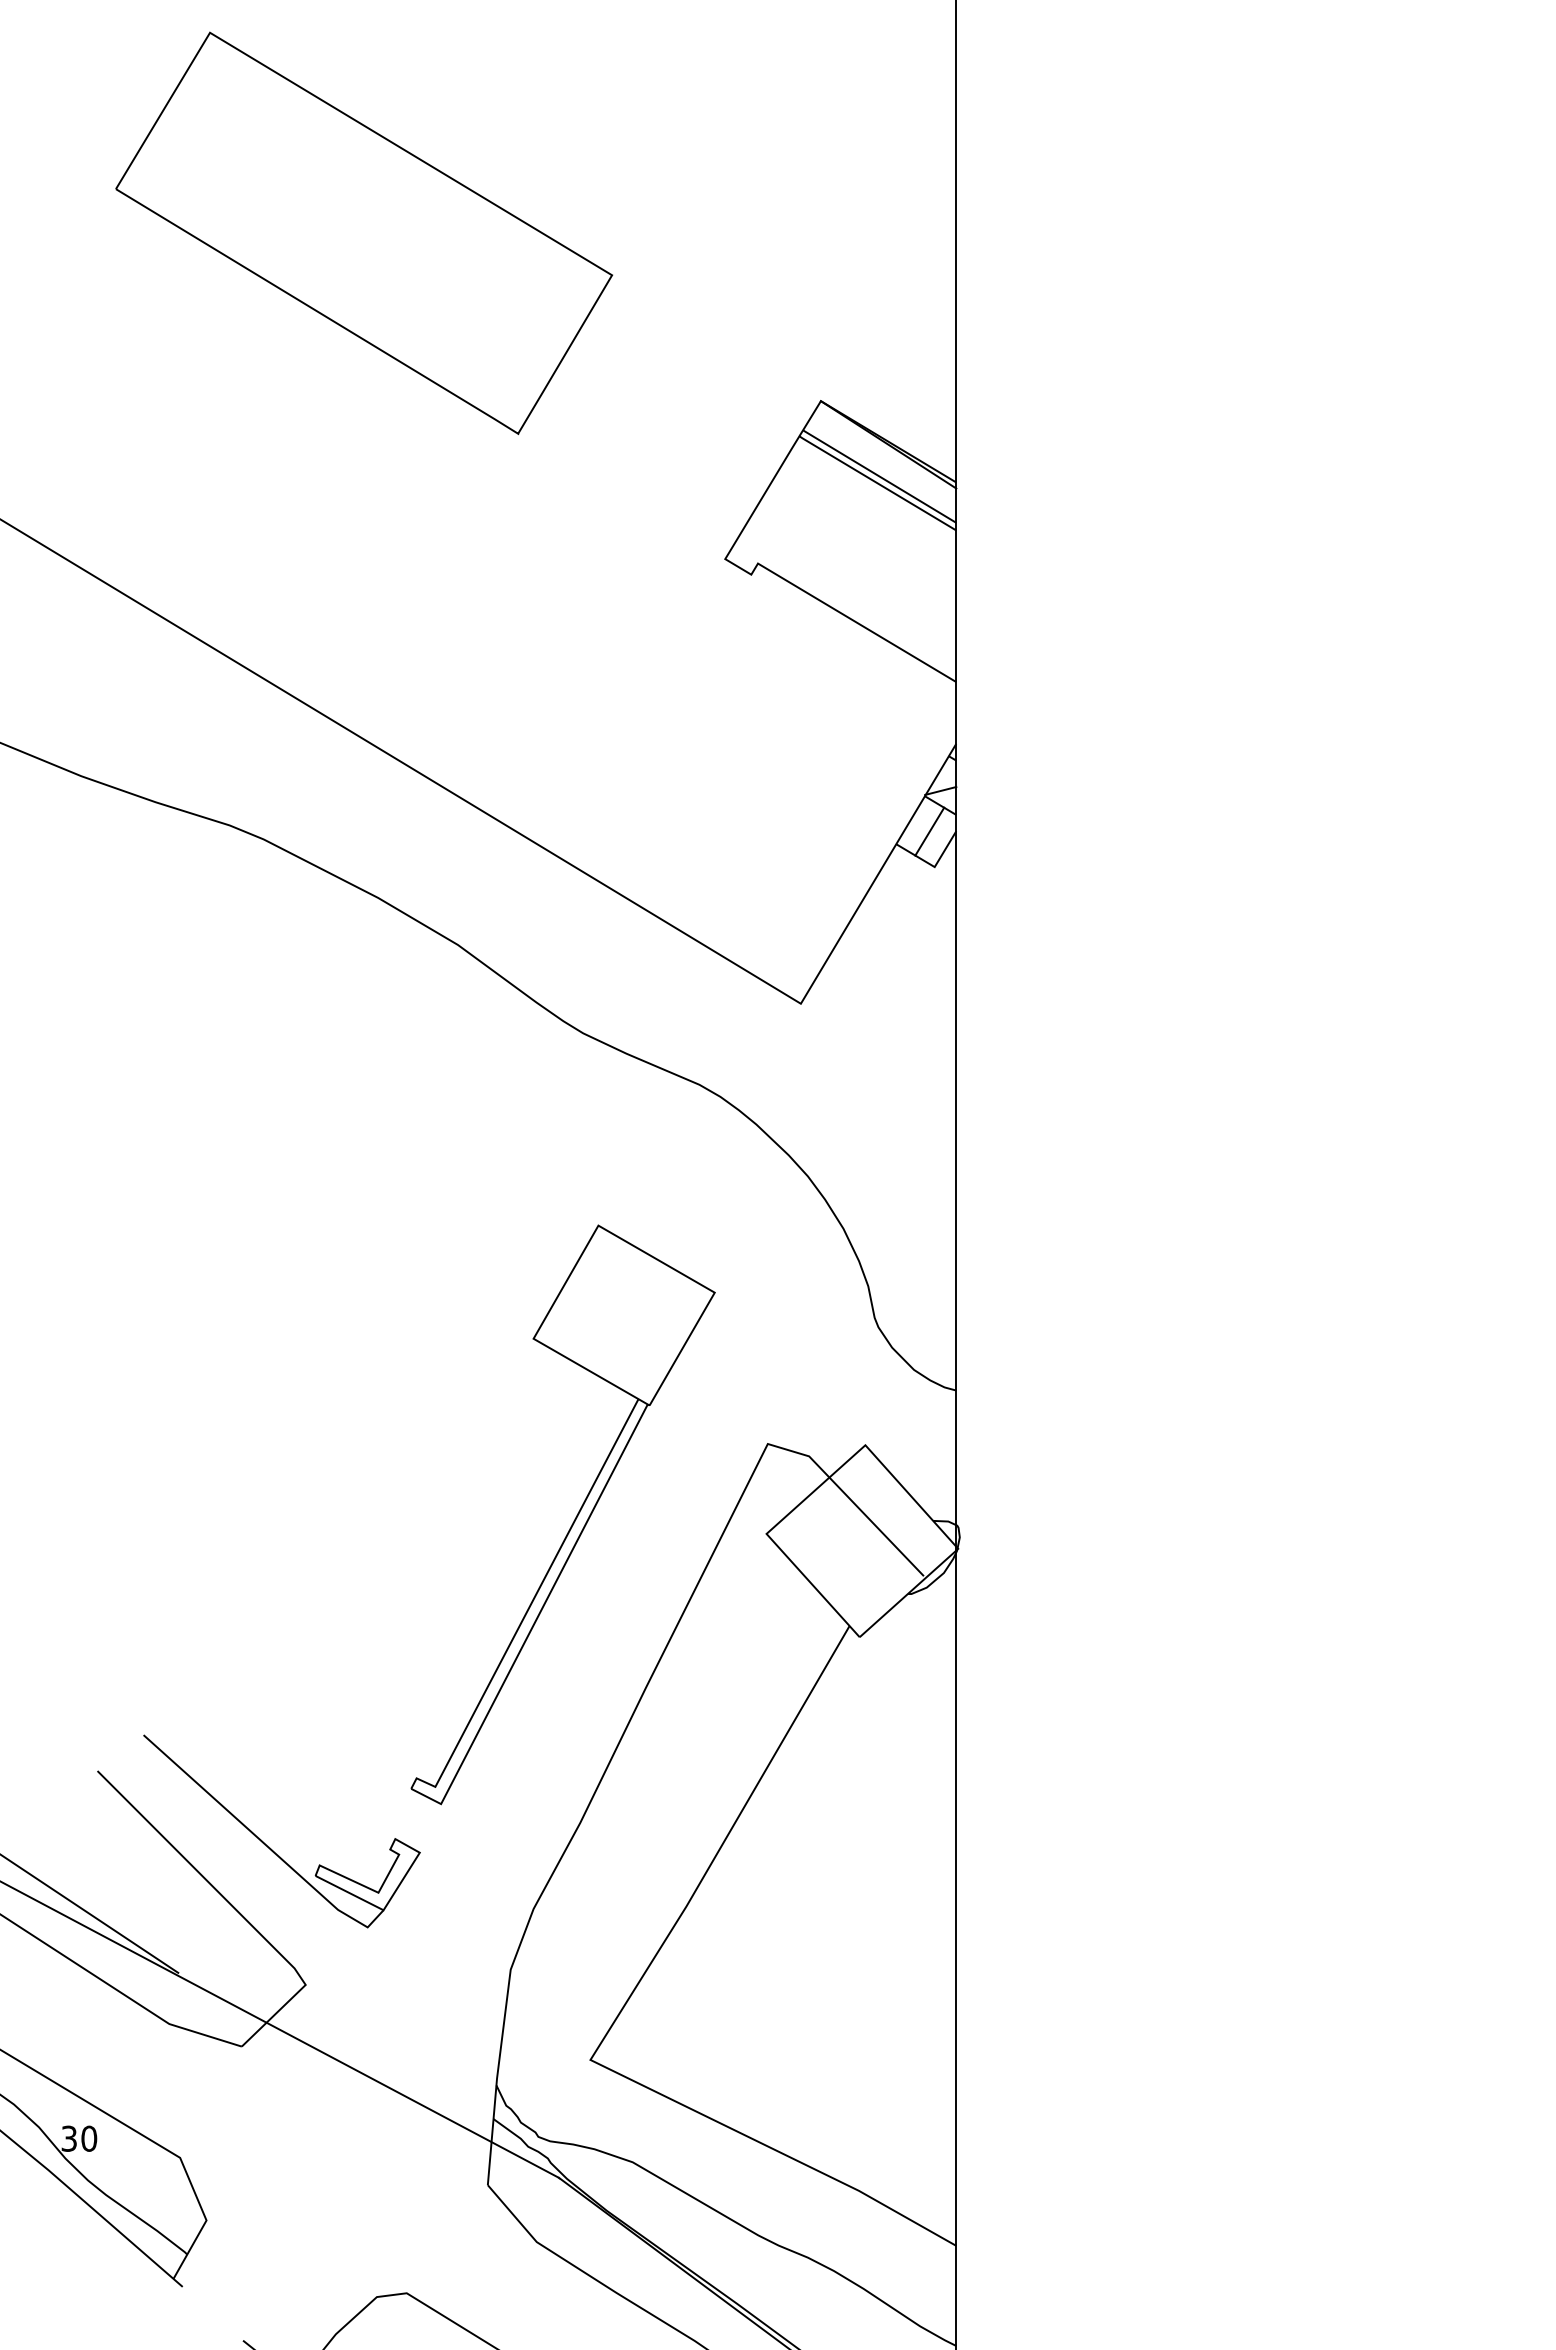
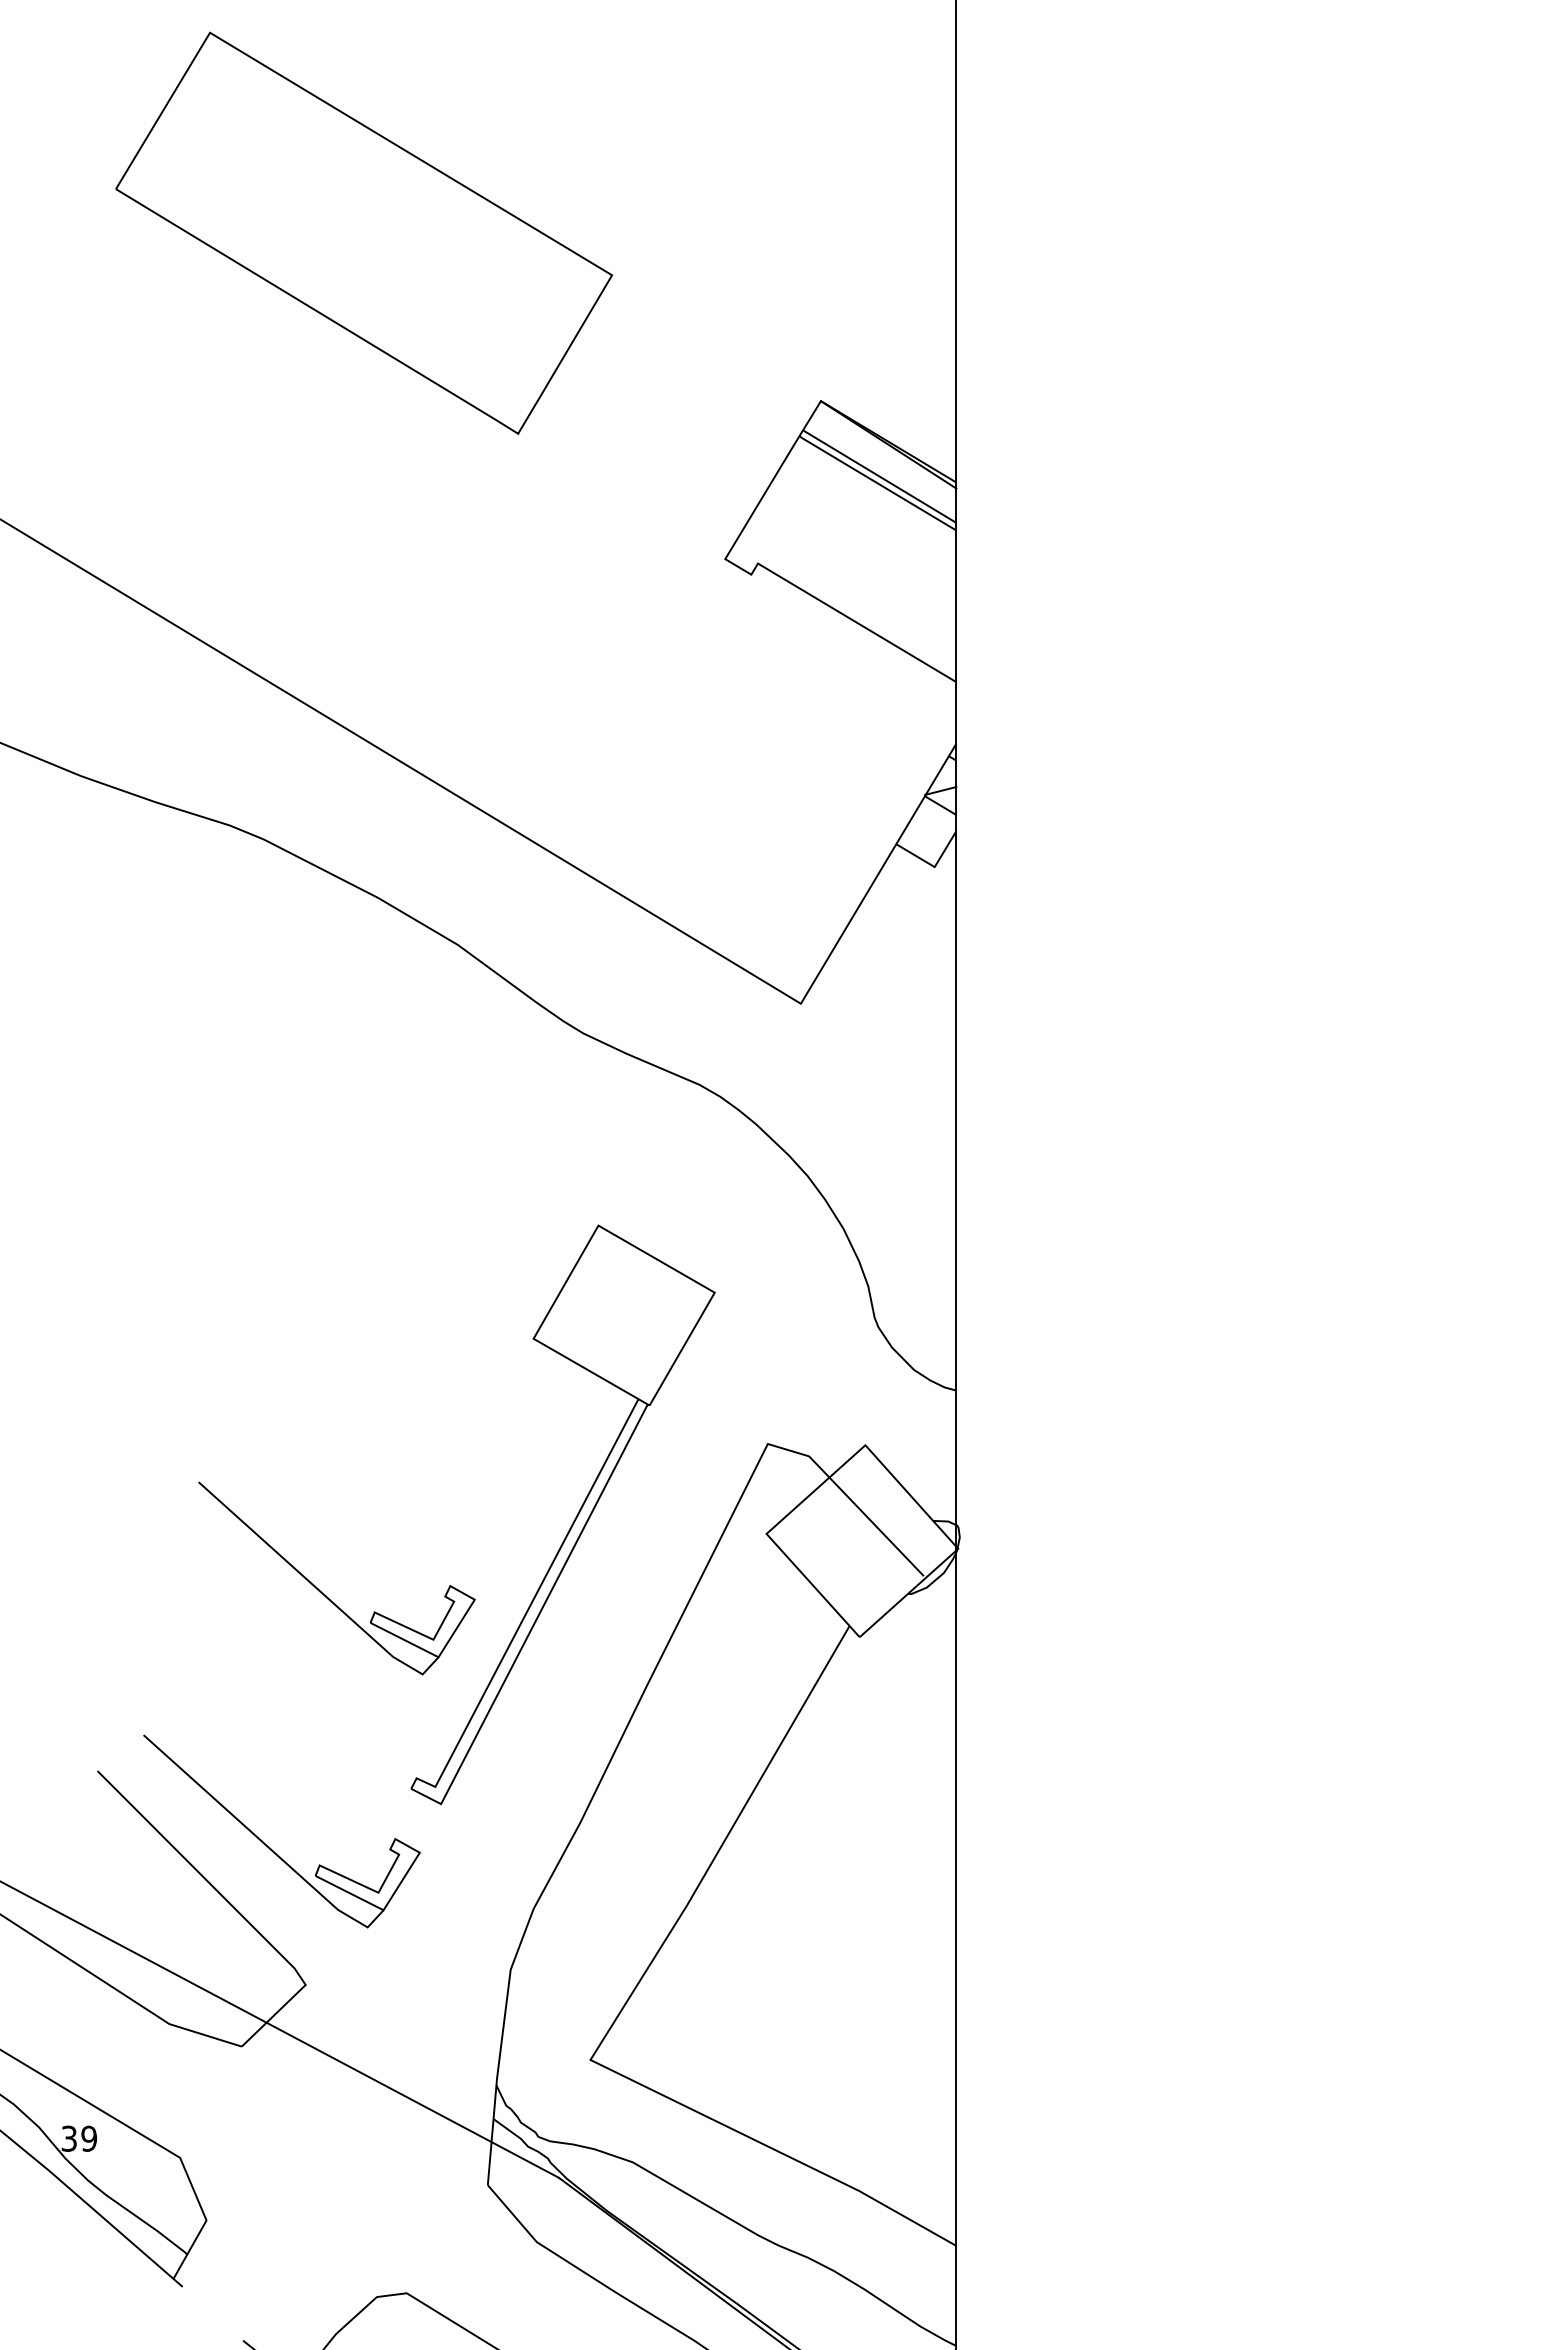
line: present -> none (929, 831)
part: none -> present (324, 1593)
line: present -> none (90, 1913)
text: 30 -> 39 (89, 2138)
